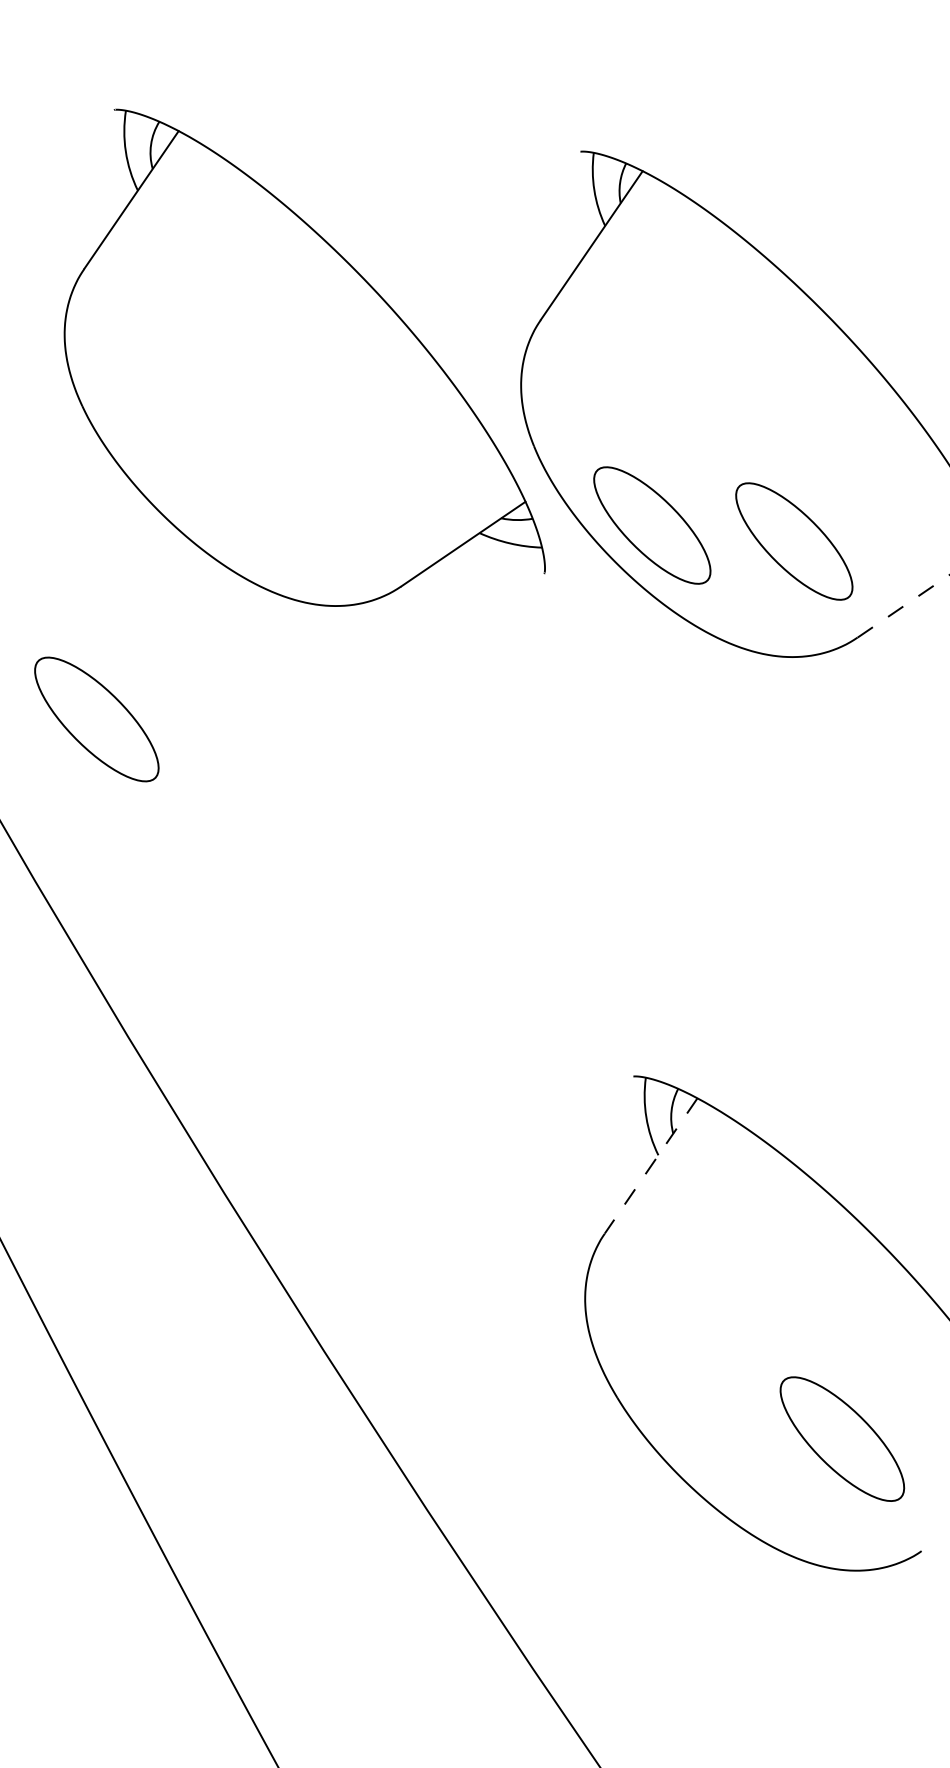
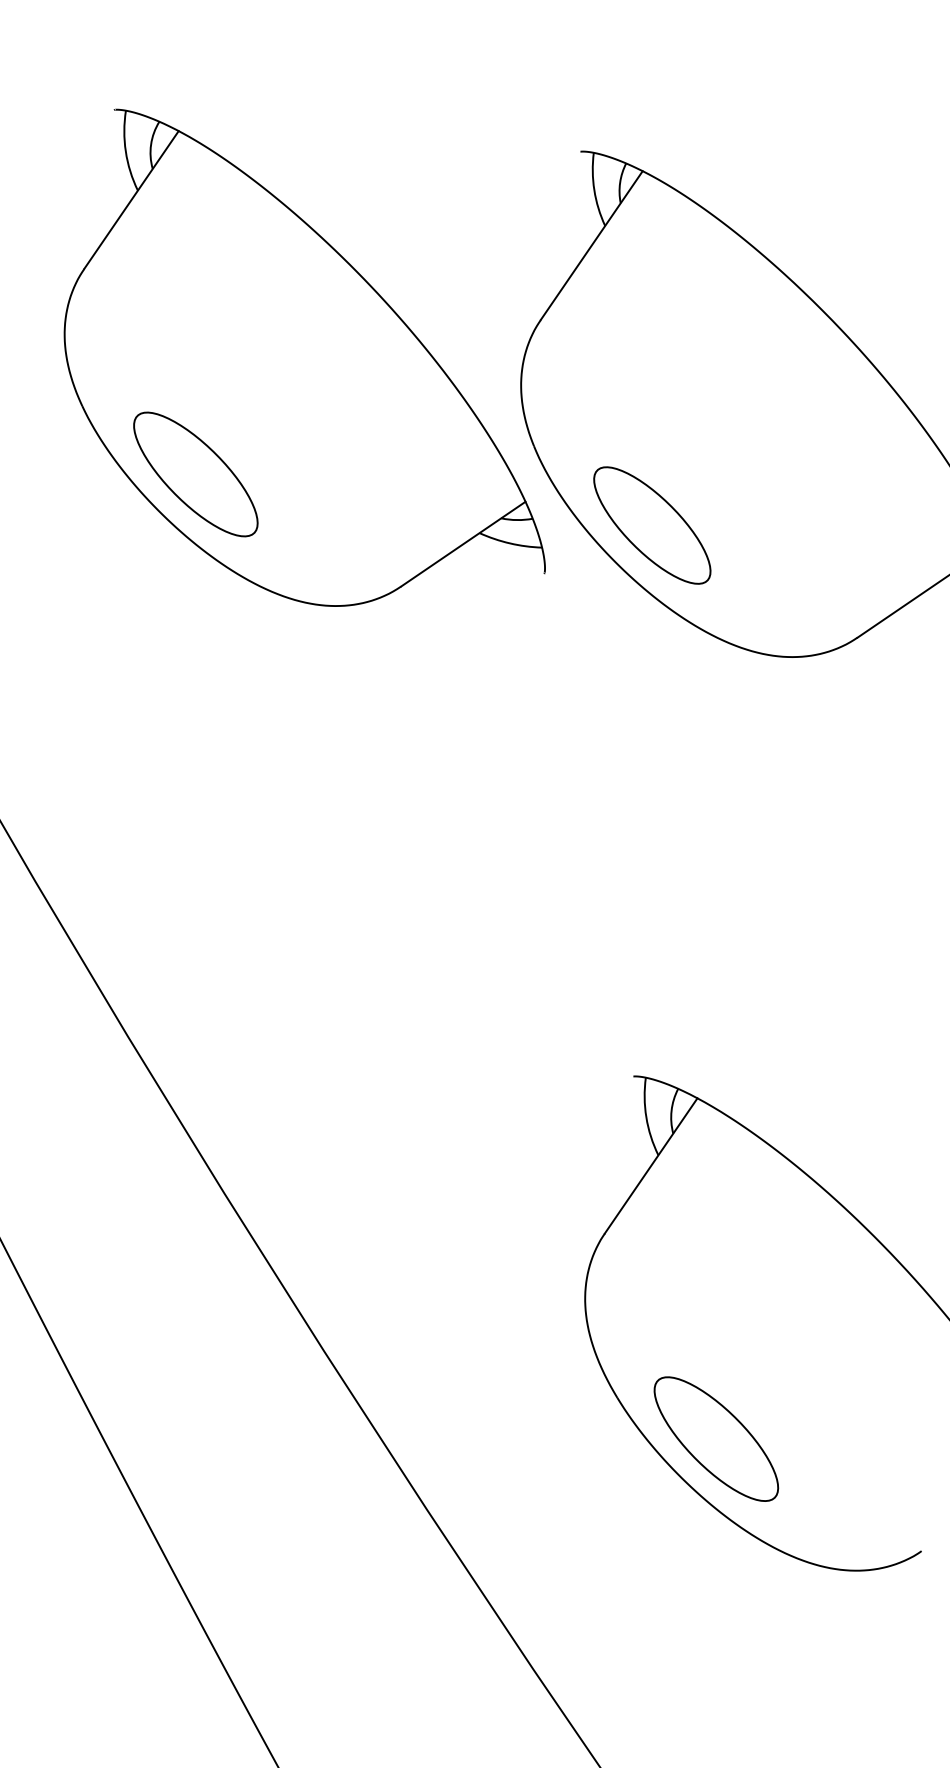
part: present -> none (794, 541)
line: dashed -> solid (903, 606)
part position: (96, 719) -> (195, 474) (195, 474)
line: dashed -> solid (651, 1165)
part position: (842, 1438) -> (716, 1438) (716, 1438)
